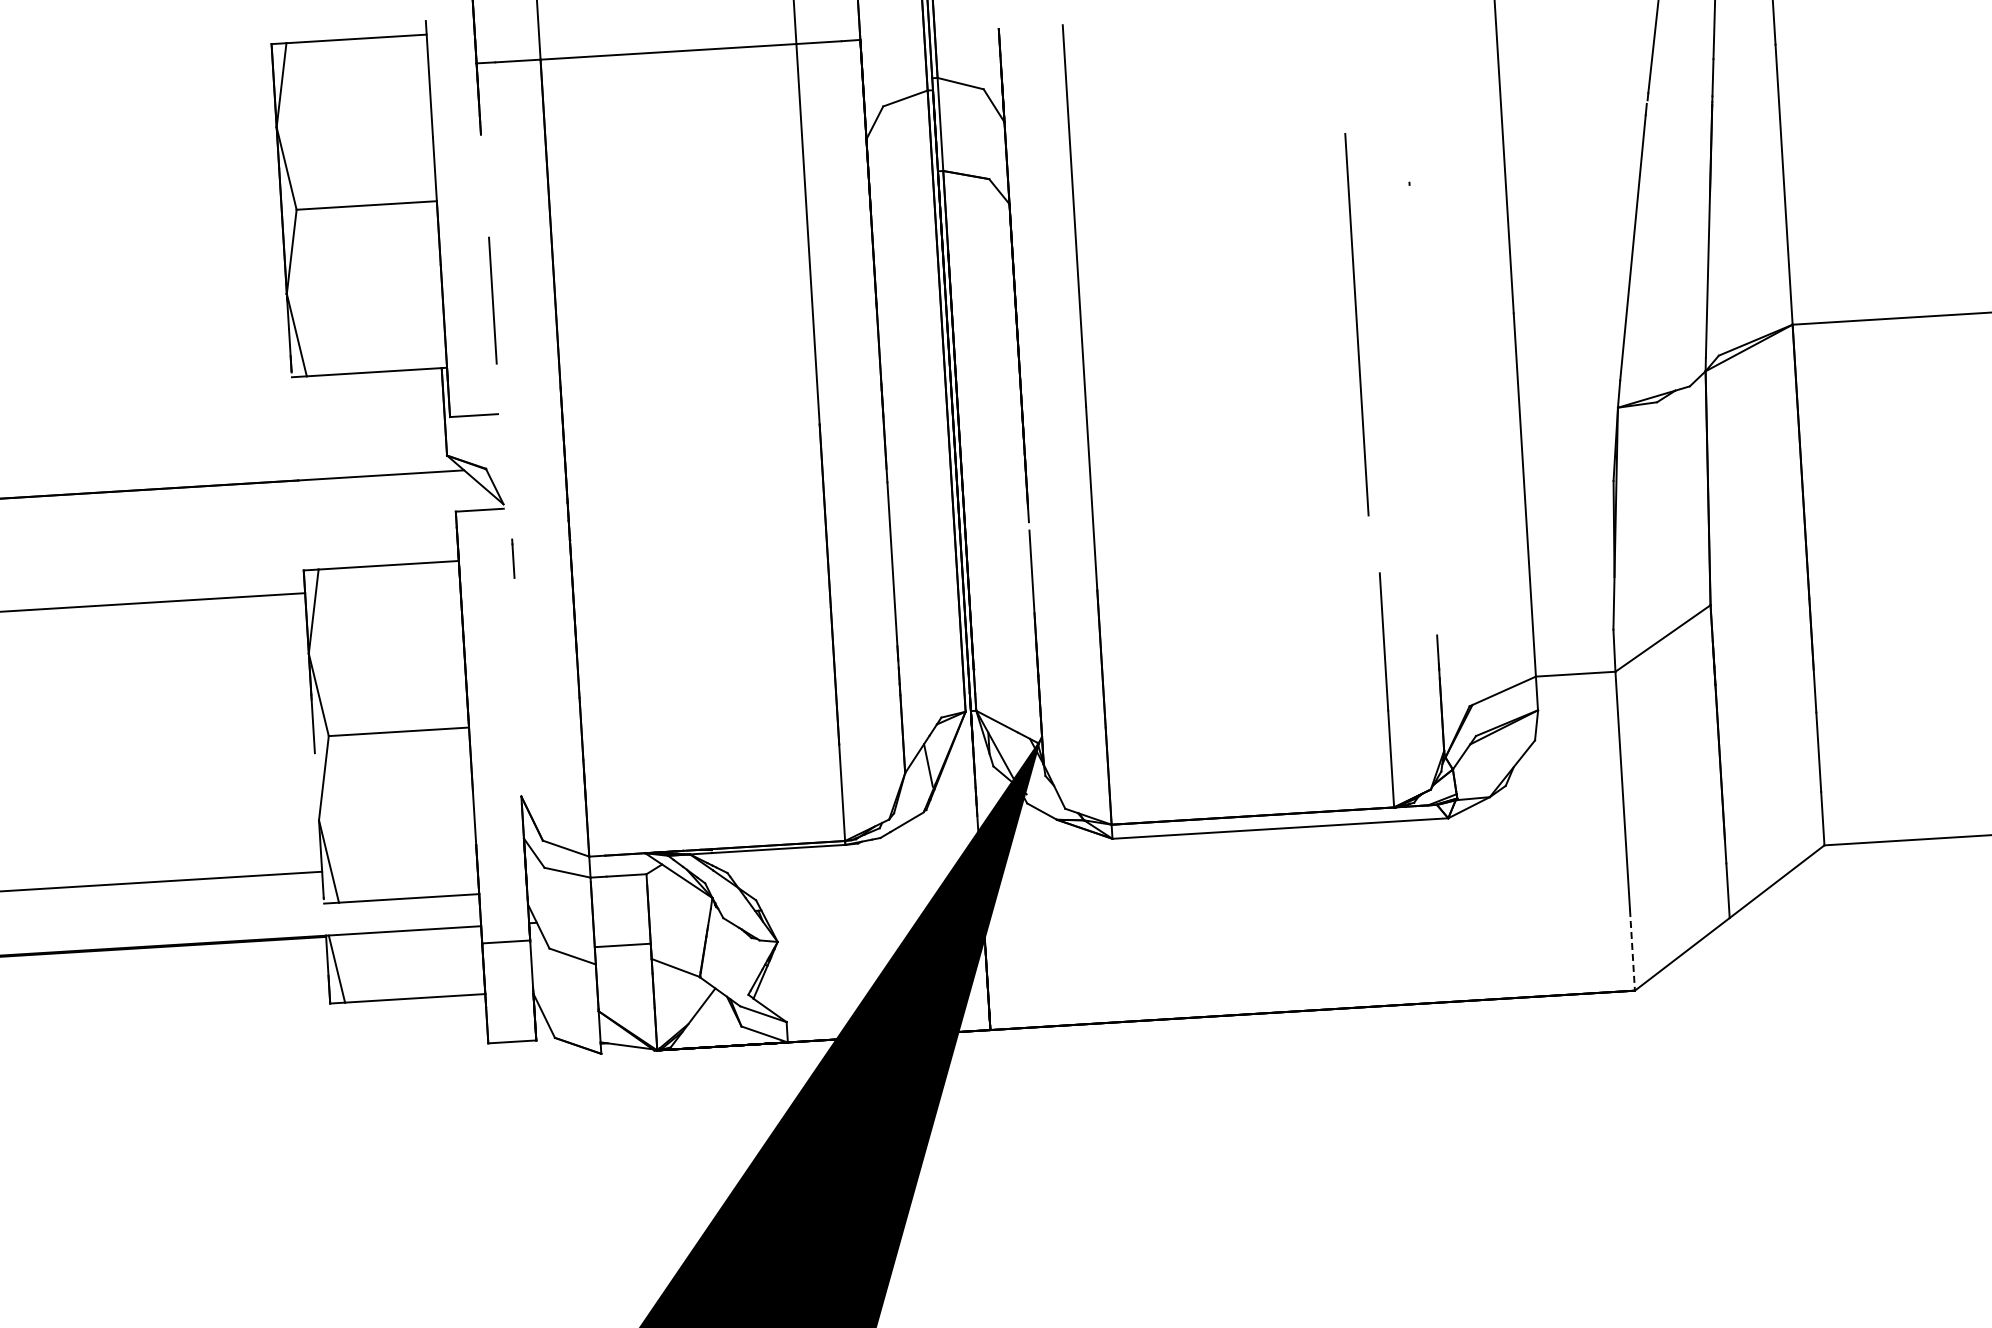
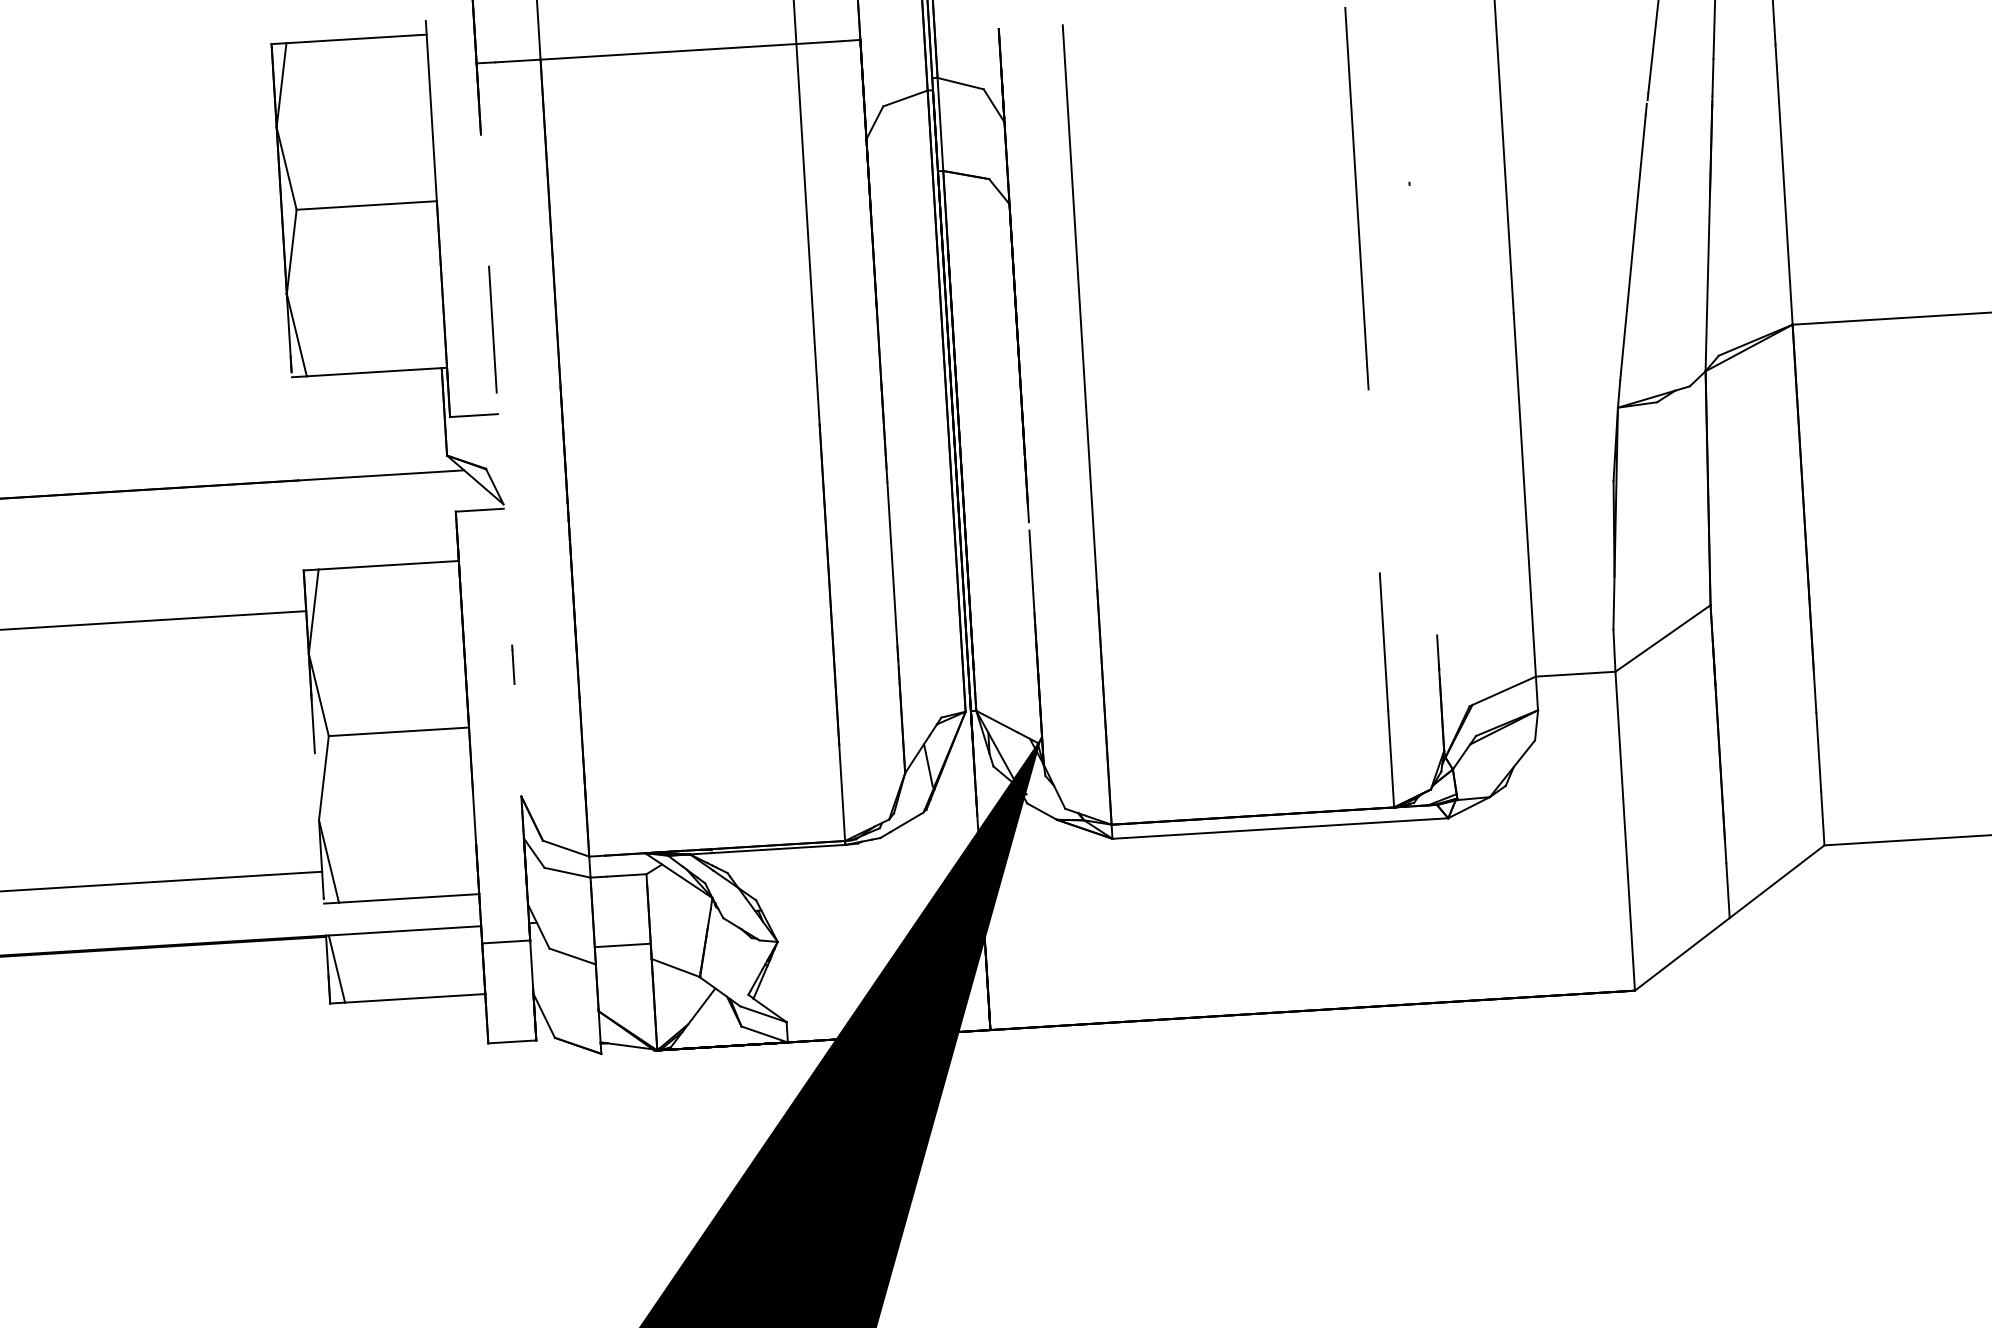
line position: (492, 300) -> (492, 329) (492, 329)
line position: (1356, 324) -> (1356, 198) (1356, 198)
line position: (513, 558) -> (513, 664) (513, 664)
line position: (153, 602) -> (154, 620) (154, 620)
line: dashed -> solid (1632, 950)
